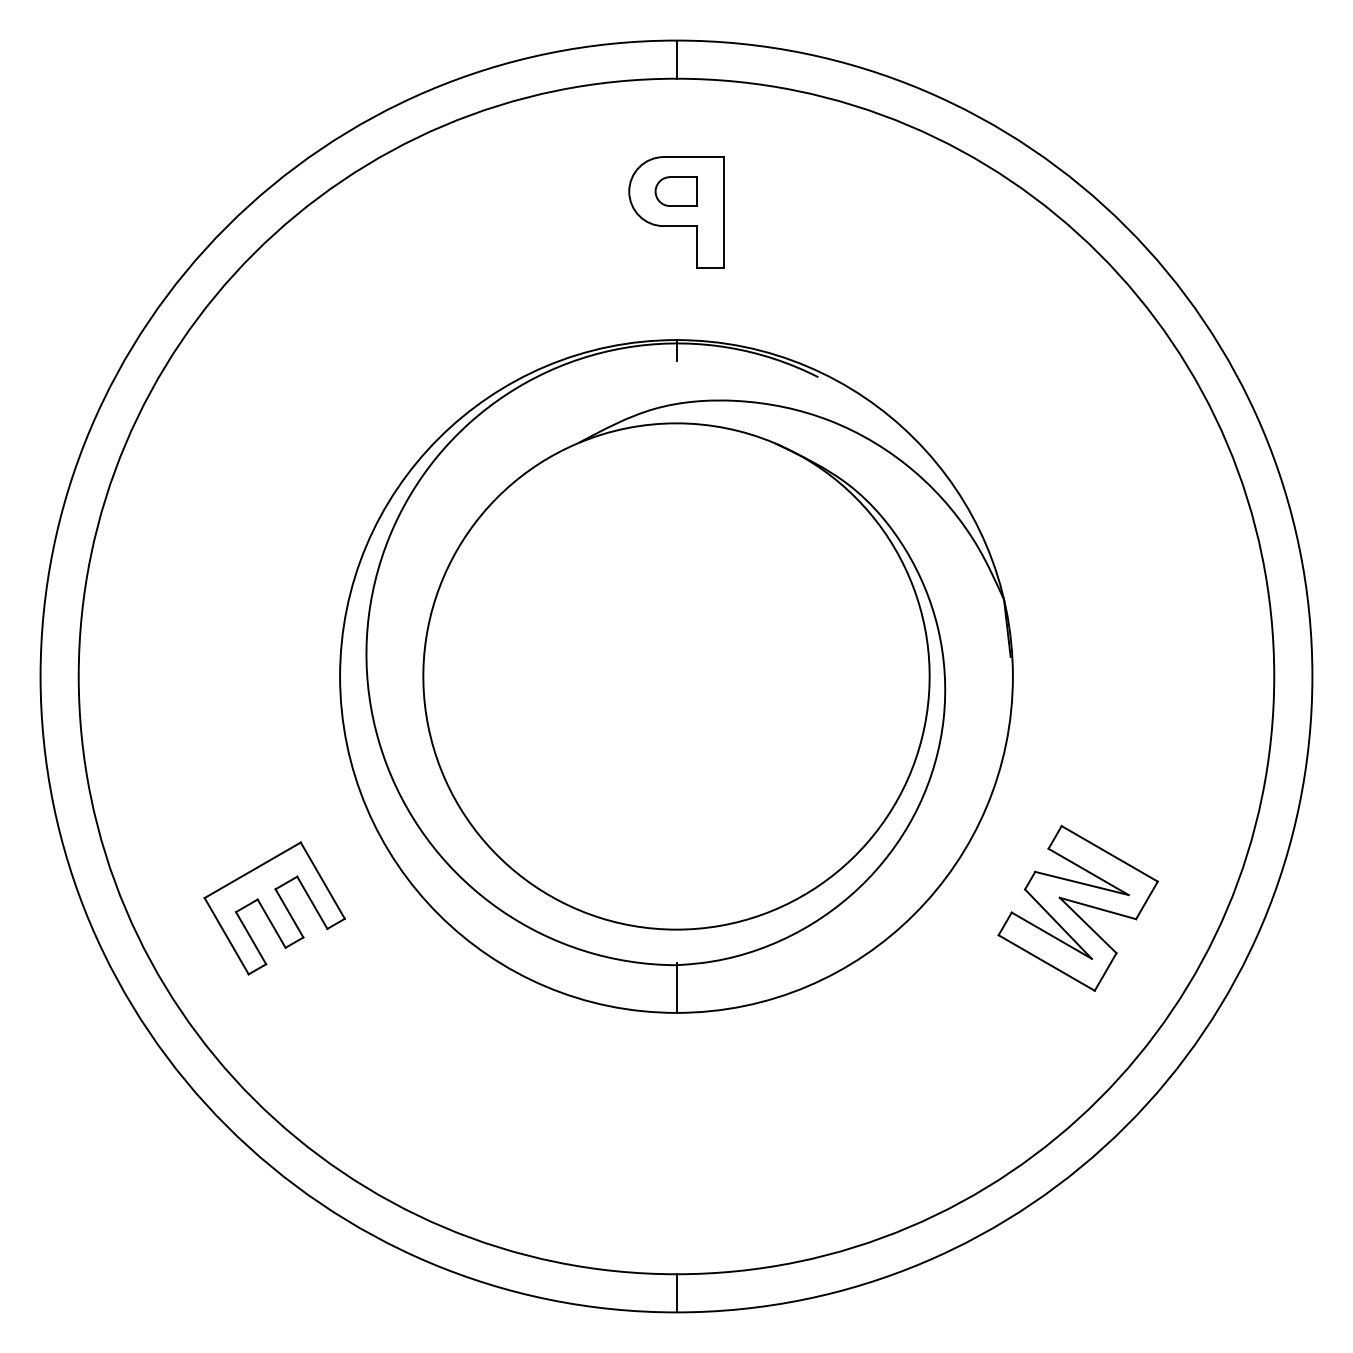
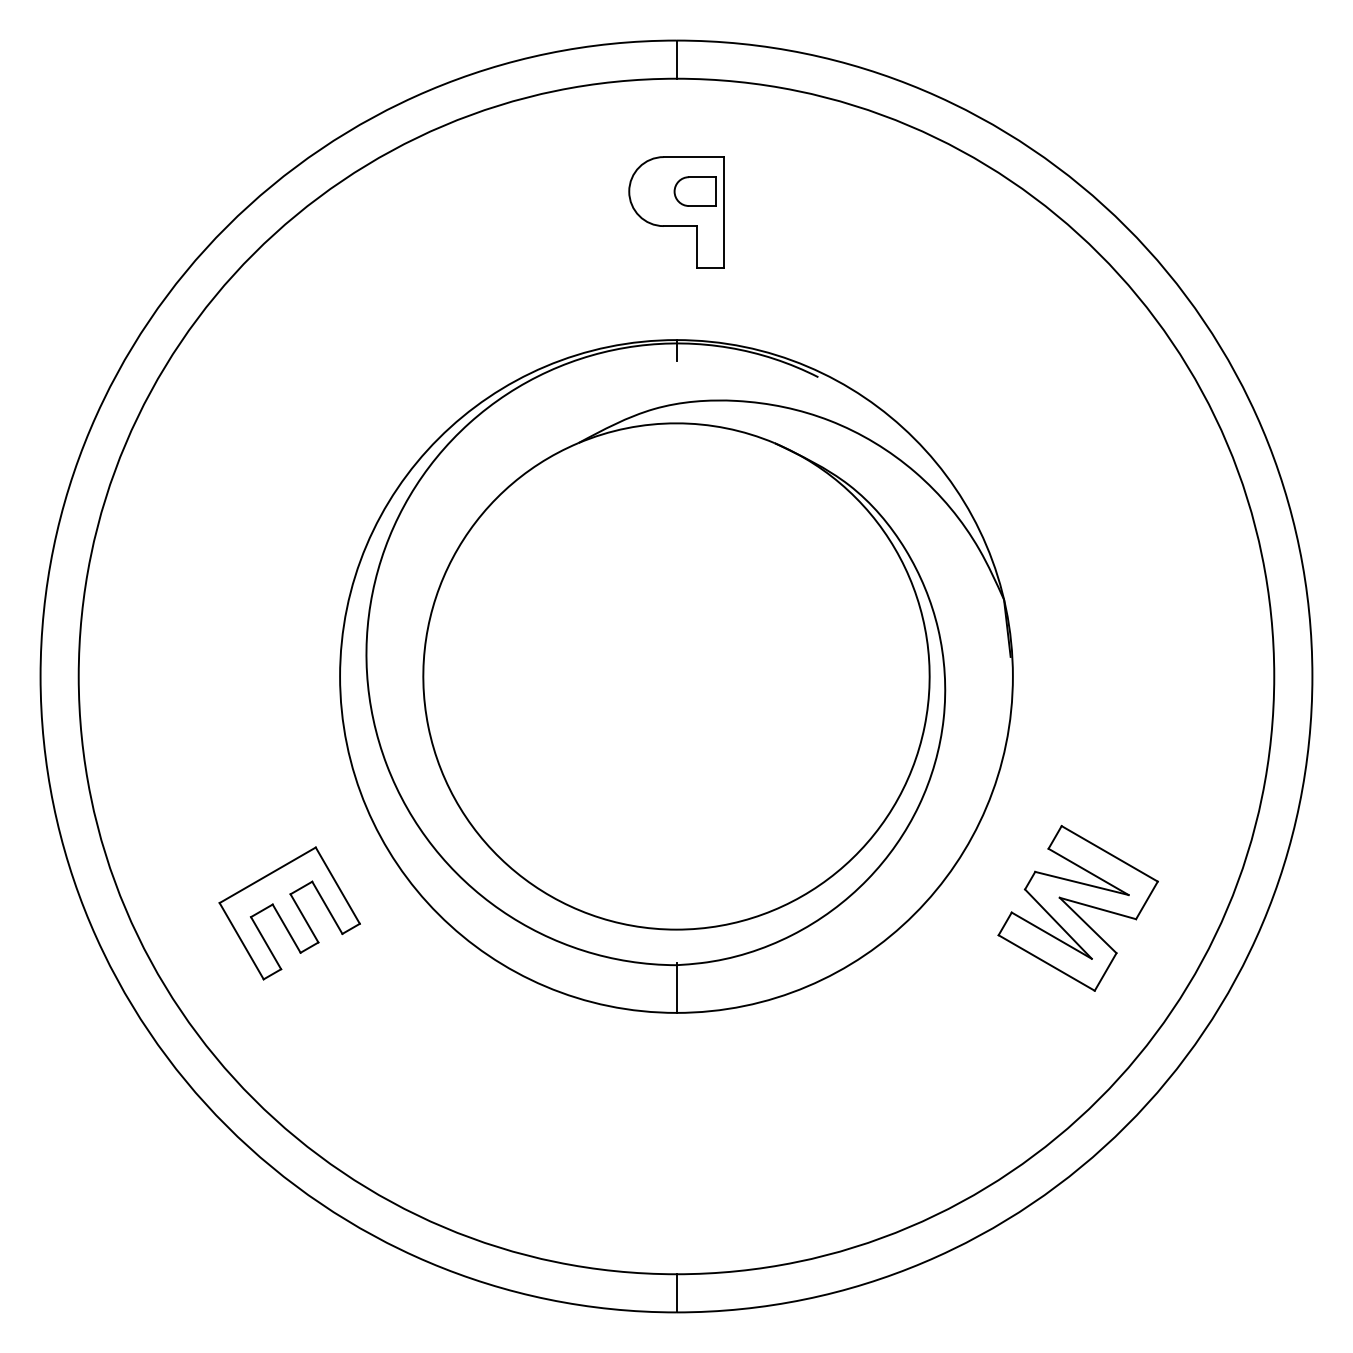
part position: (675, 191) -> (694, 191) (694, 191)
part position: (274, 908) -> (289, 913) (289, 913)
